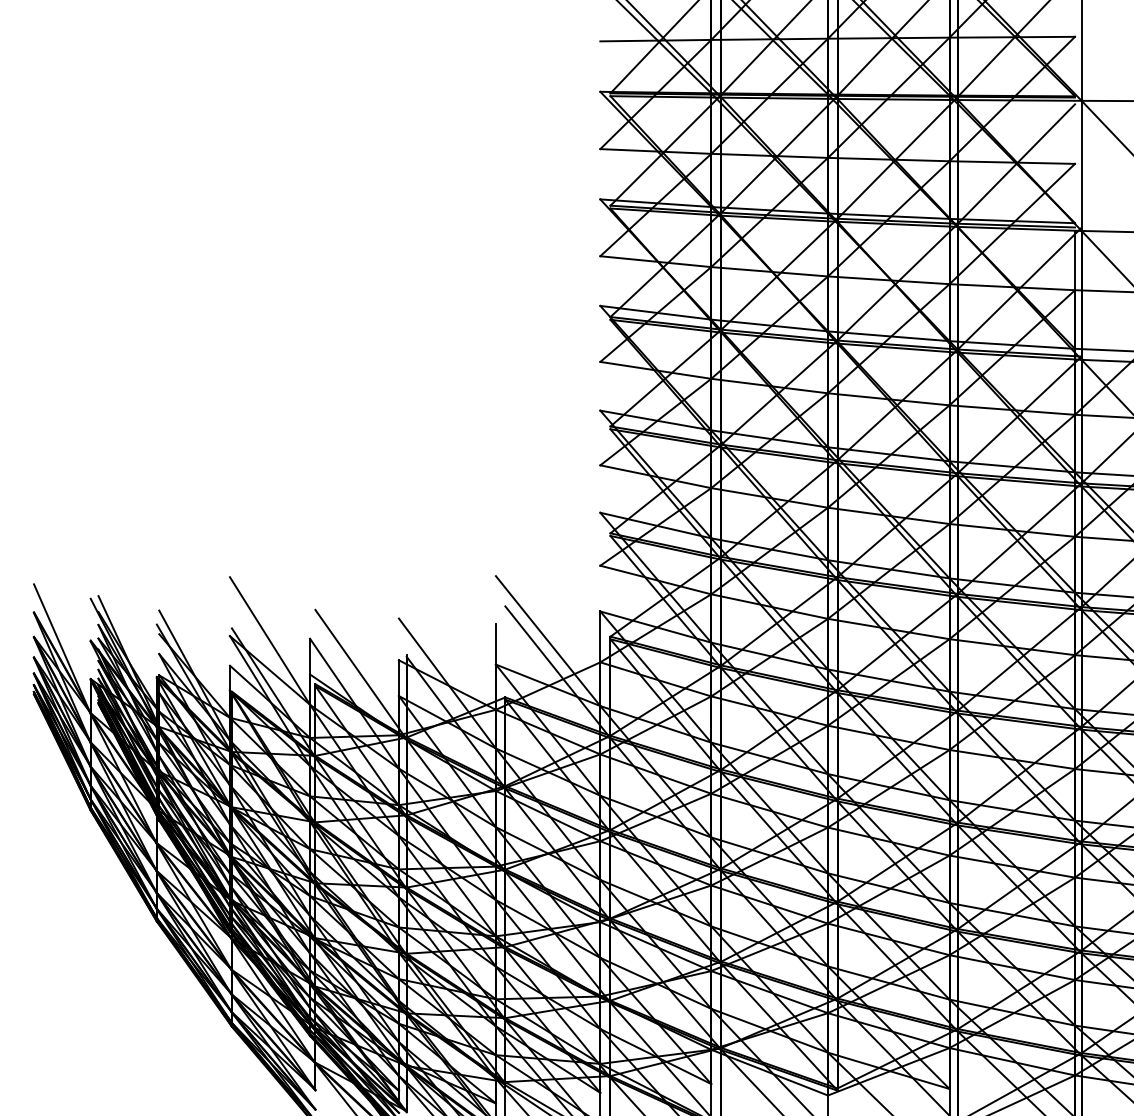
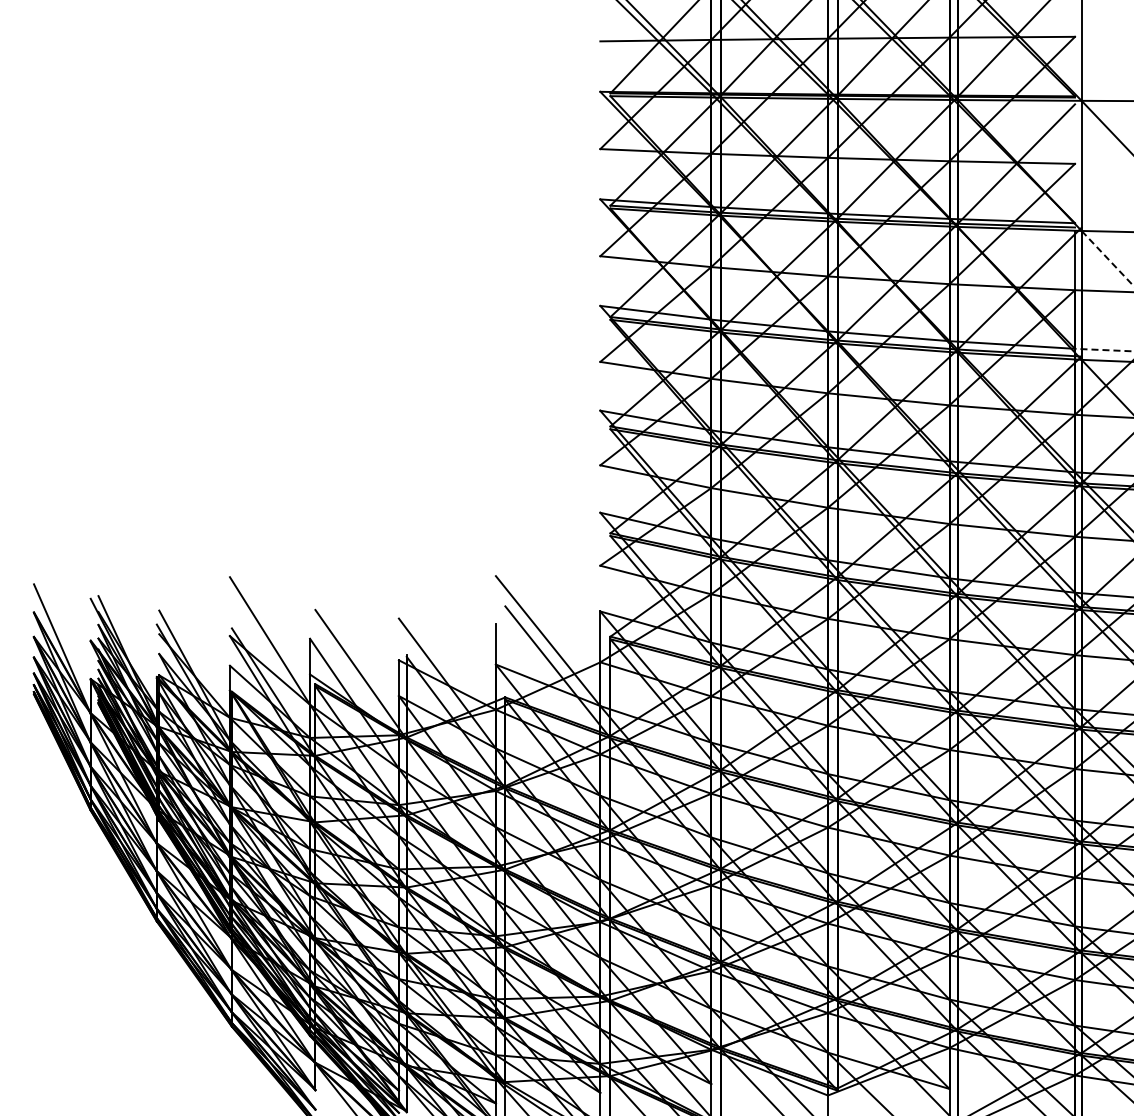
line: solid -> dashed (1107, 258)
line: solid -> dashed (1103, 350)
